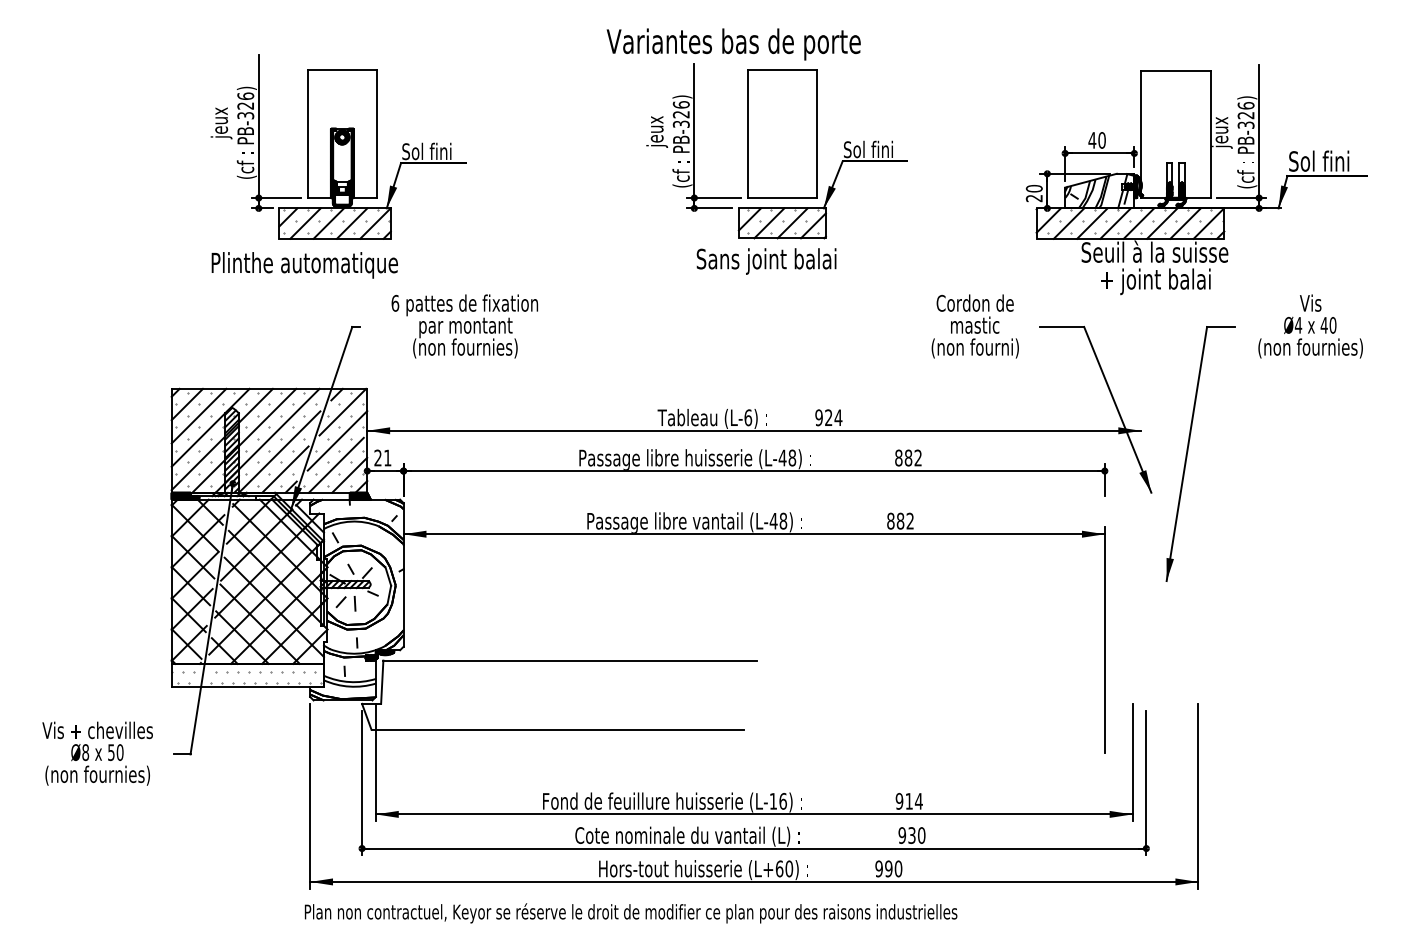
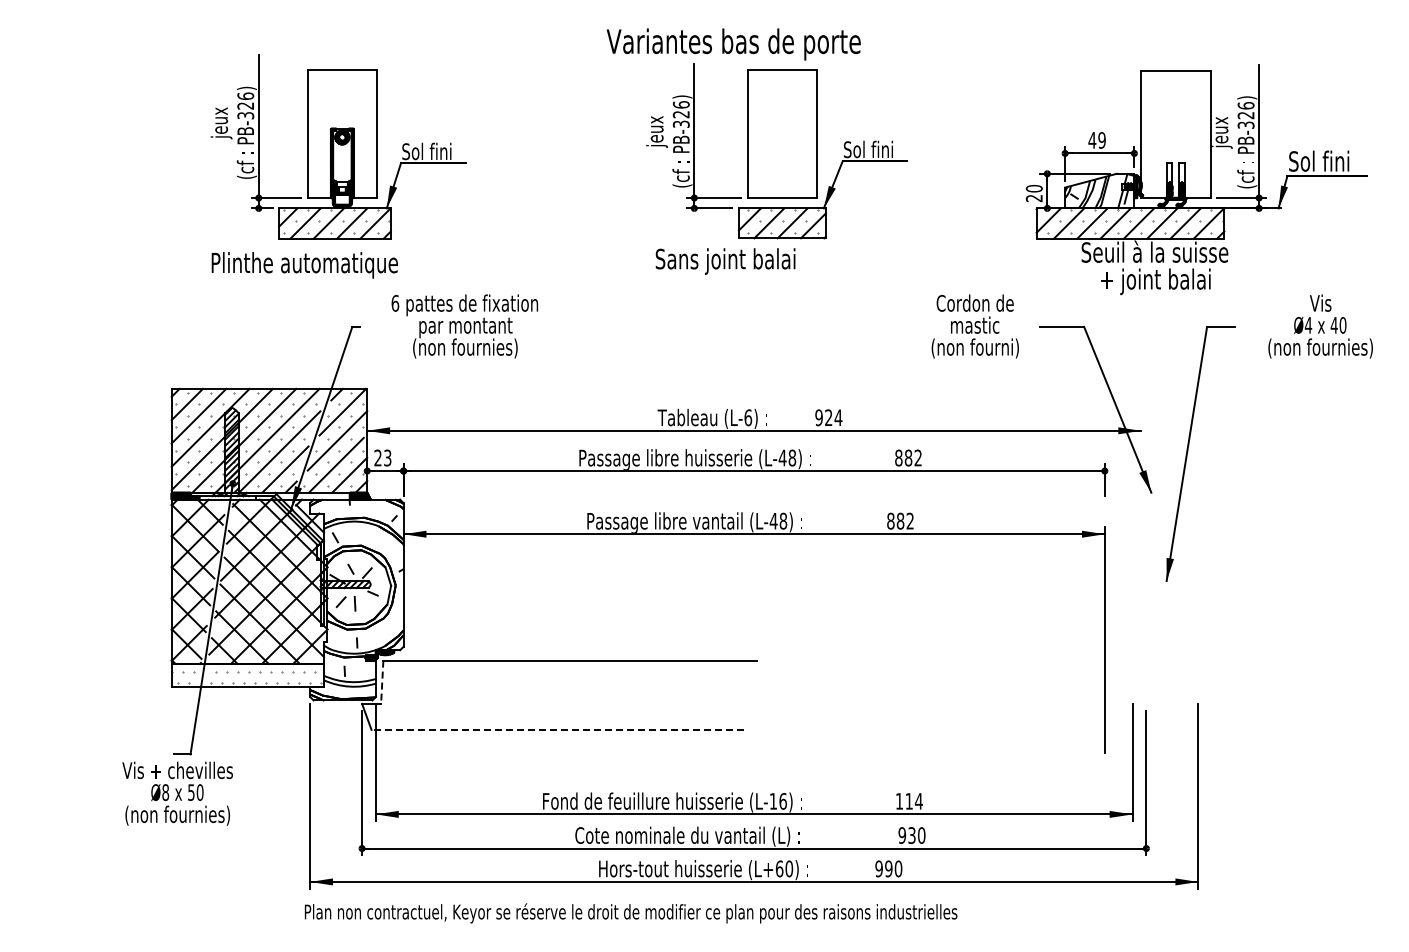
text: 40 -> 49 (1101, 140)
text position: (766, 261) -> (725, 261) (725, 261)
text position: (1310, 326) -> (1320, 326) (1320, 326)
text: 21 -> 23 (387, 457)
line: solid -> dashed (382, 682)
line: solid -> dashed (557, 729)
text position: (97, 753) -> (177, 793) (177, 793)
text: 914 -> 114 (899, 800)
